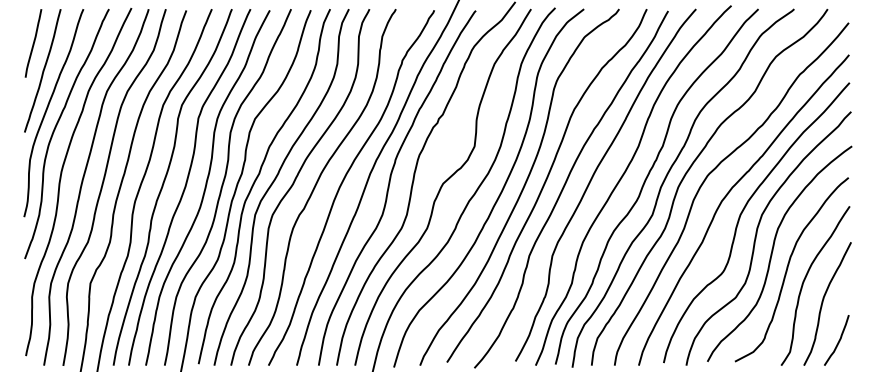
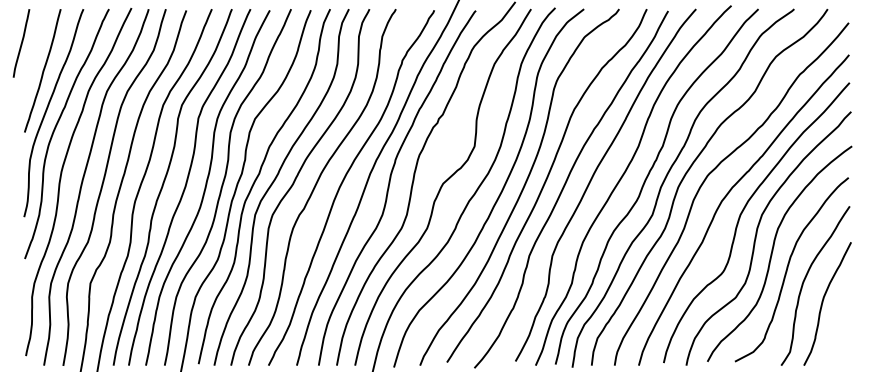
line position: (33, 43) -> (21, 43) (21, 43)
curve: present -> none (838, 340)
